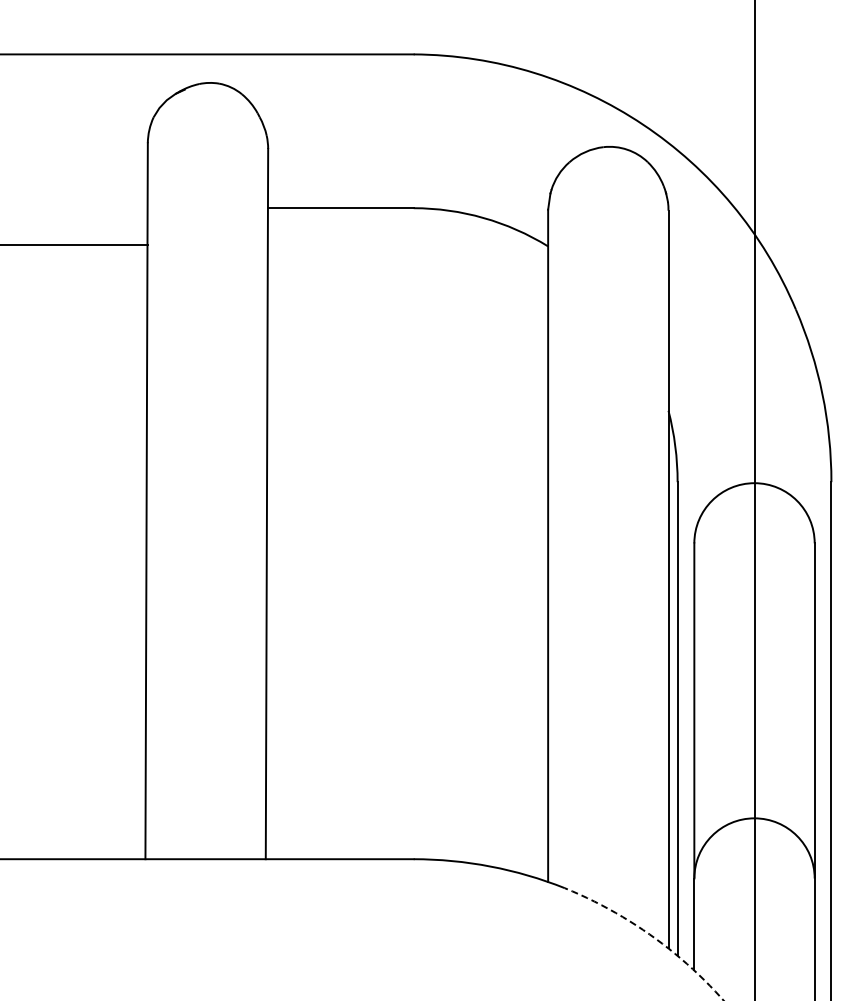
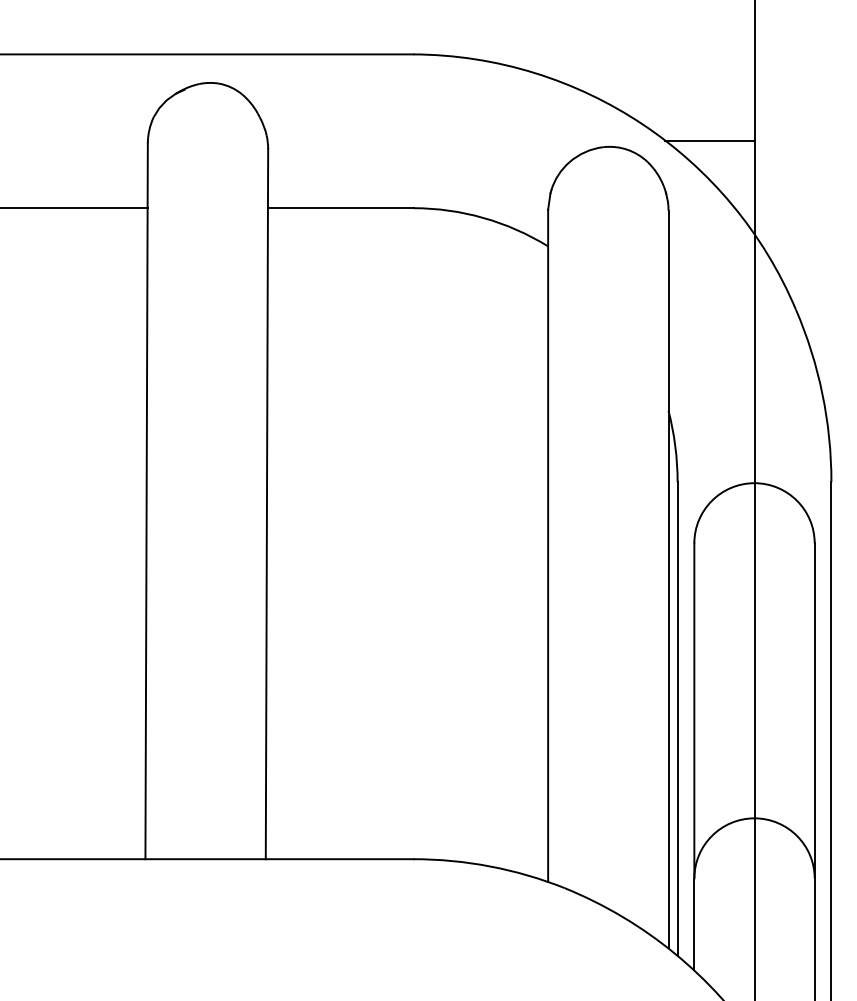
line: none -> present (709, 140)
line position: (74, 245) -> (74, 208) (74, 208)
arc: dashed -> solid (649, 934)
